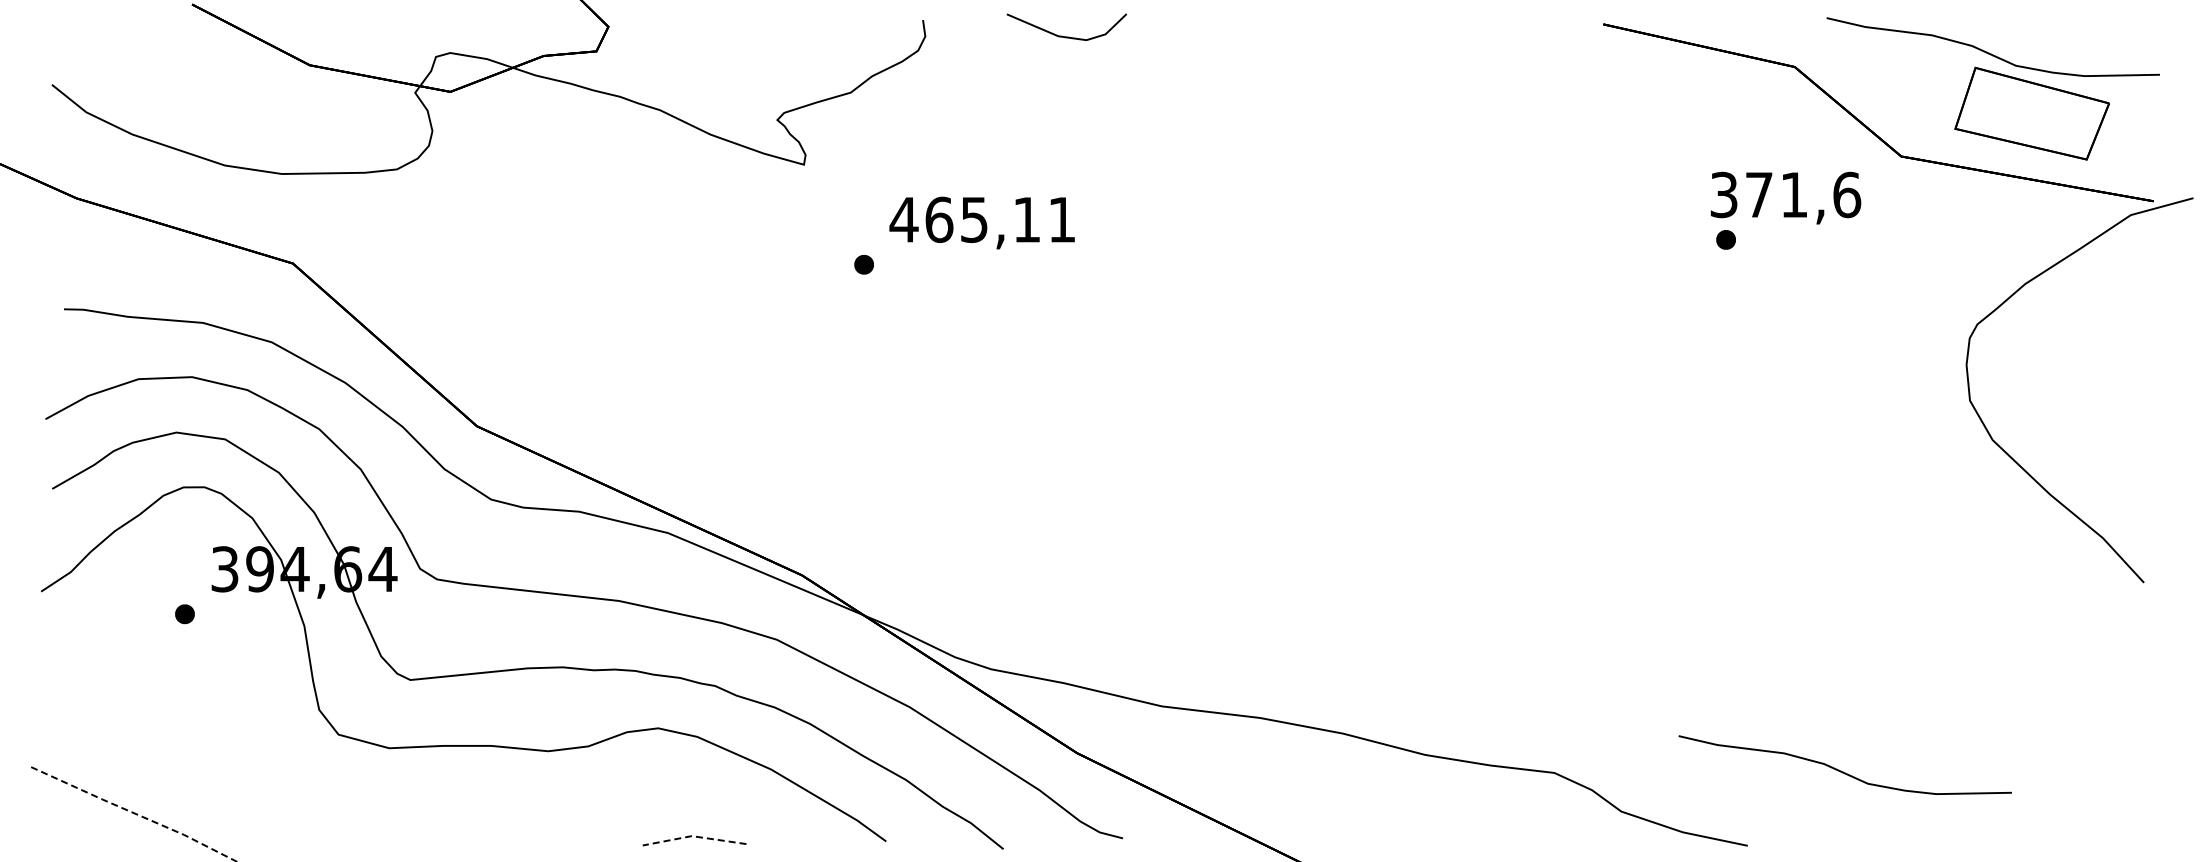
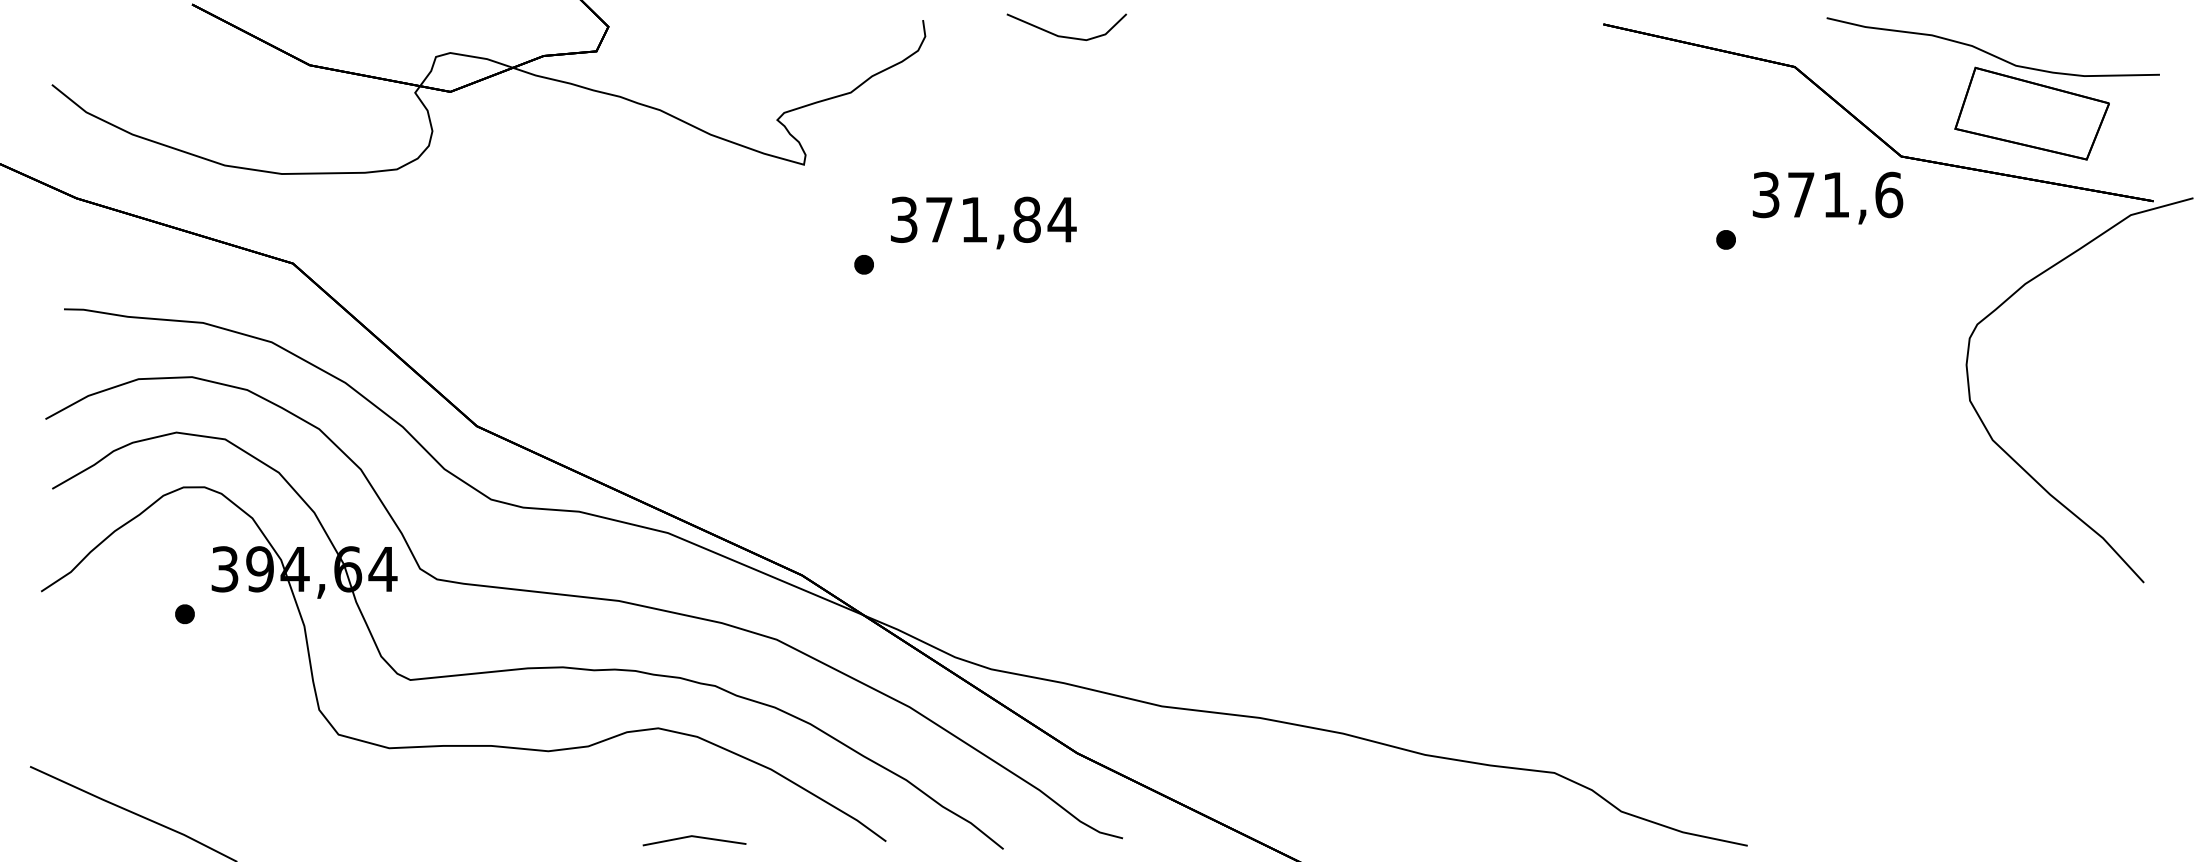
text position: (1785, 197) -> (1827, 197) (1827, 197)
text: 465,11 -> 371,84 (982, 219)
curve: present -> none (1841, 770)
line: dashed -> solid (133, 813)
line: dashed -> solid (693, 836)
